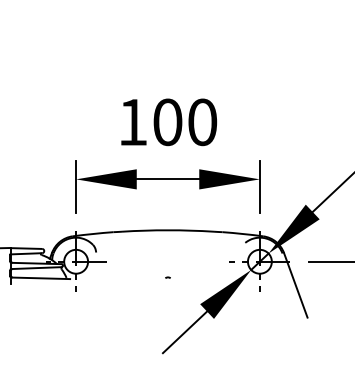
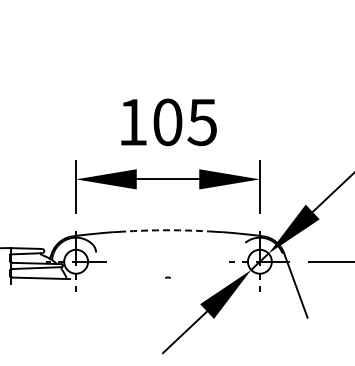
text: 100 -> 105 (202, 122)
arc: solid -> dashed (168, 230)
